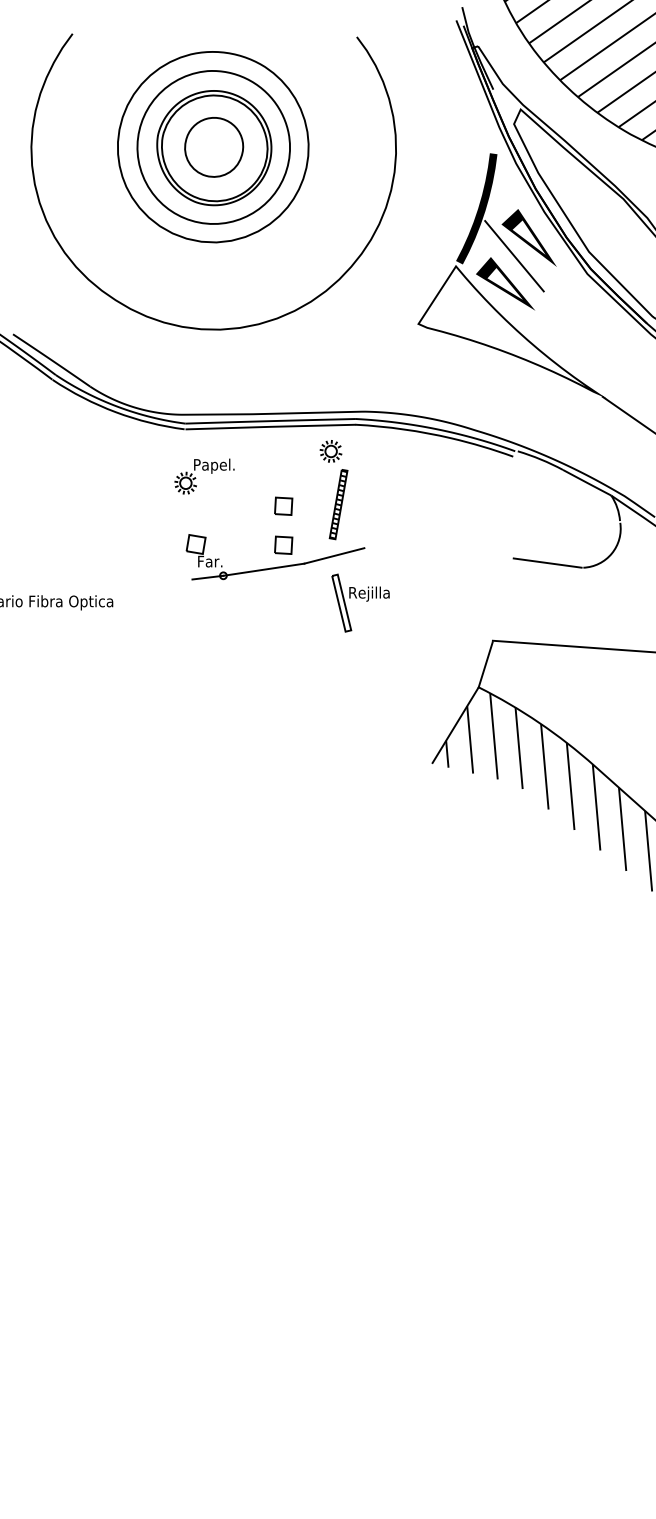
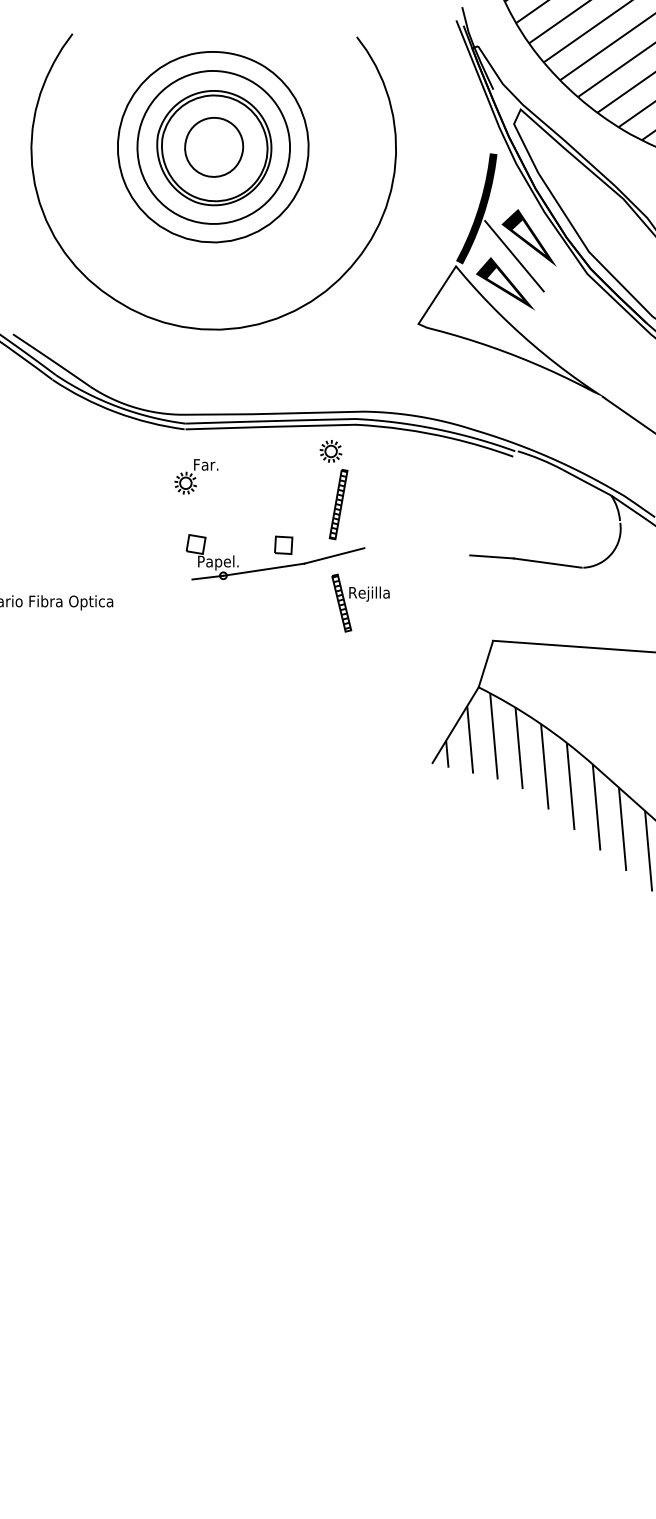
text: Papel. -> Far. (214, 465)
part: present -> none (283, 505)
line: none -> present (491, 556)
text: Far. -> Papel. (218, 562)
hatch: none -> present (341, 602)
